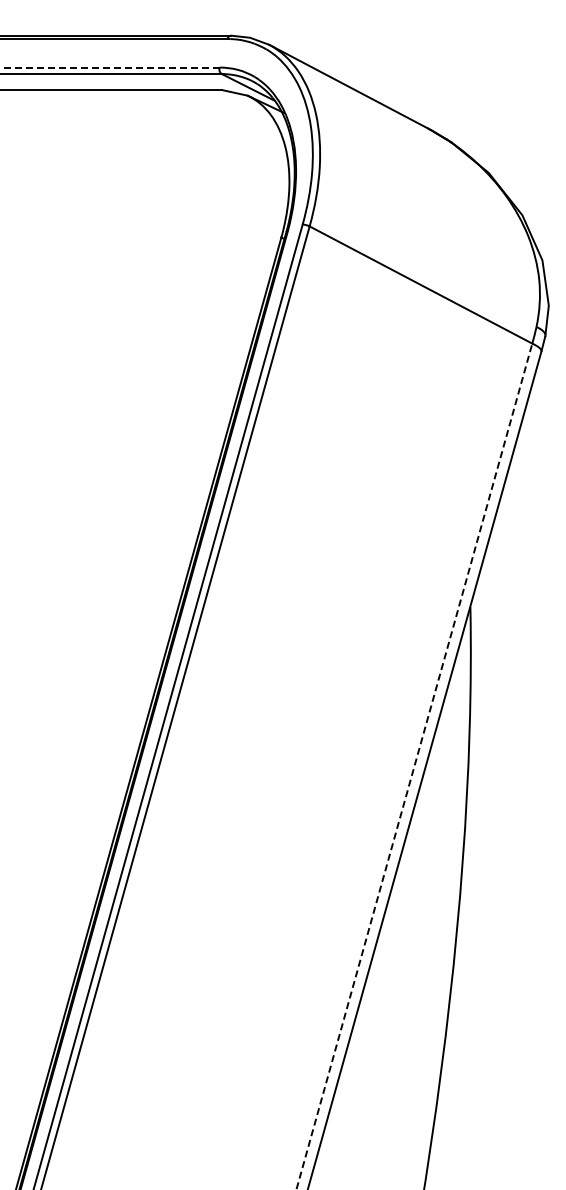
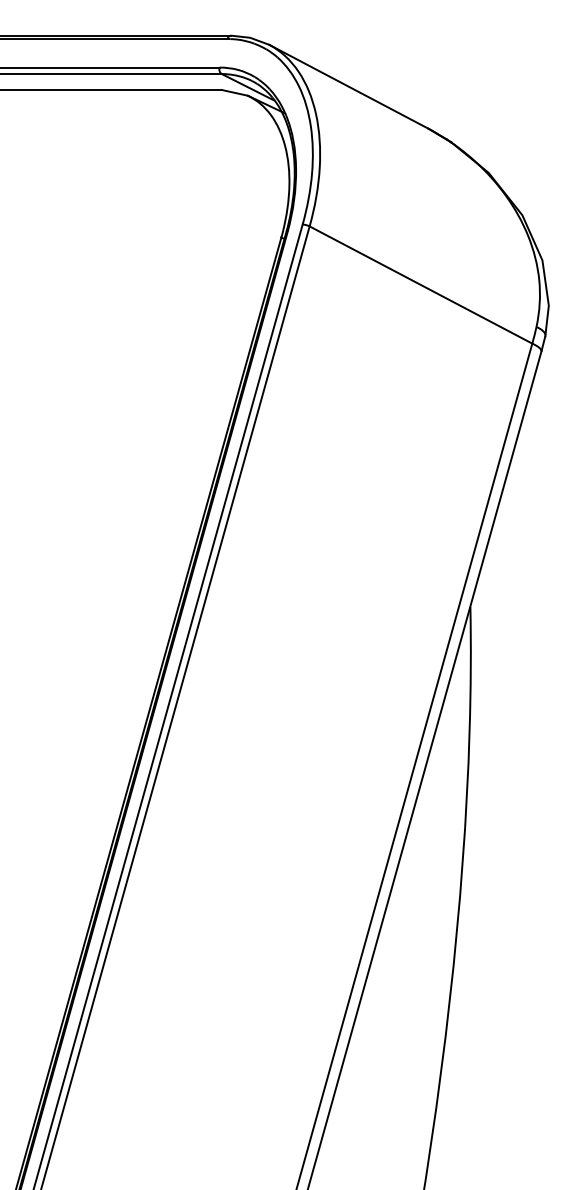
line: dashed -> solid (109, 67)
line: dashed -> solid (414, 766)
